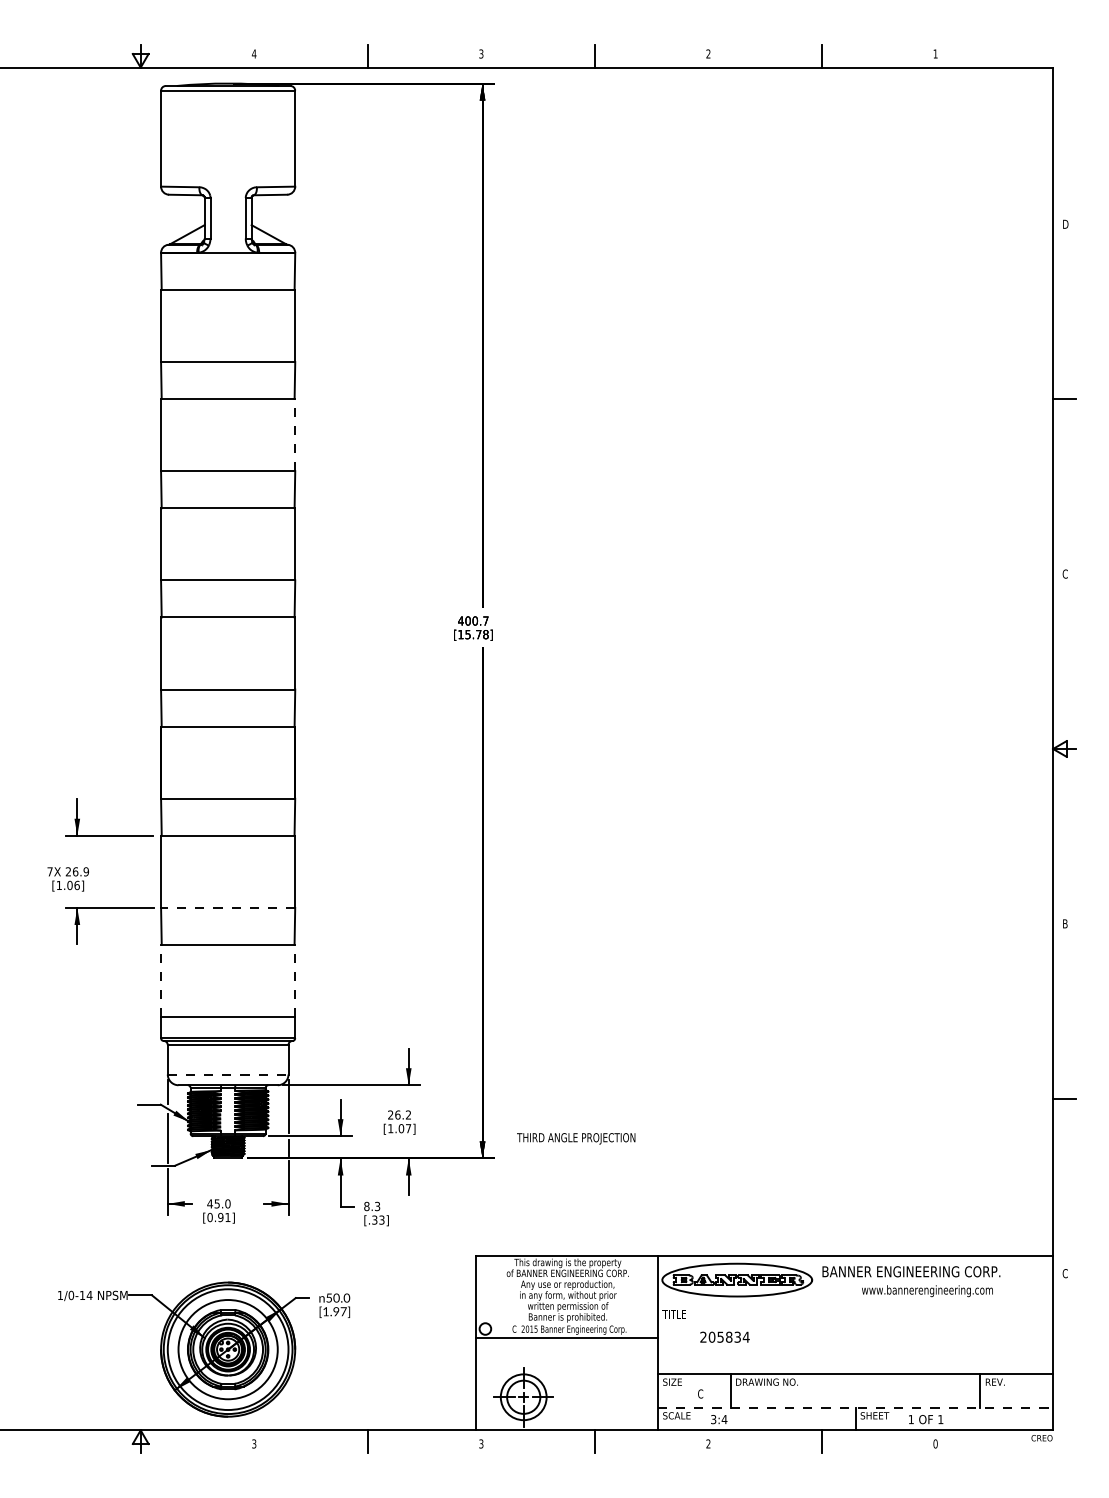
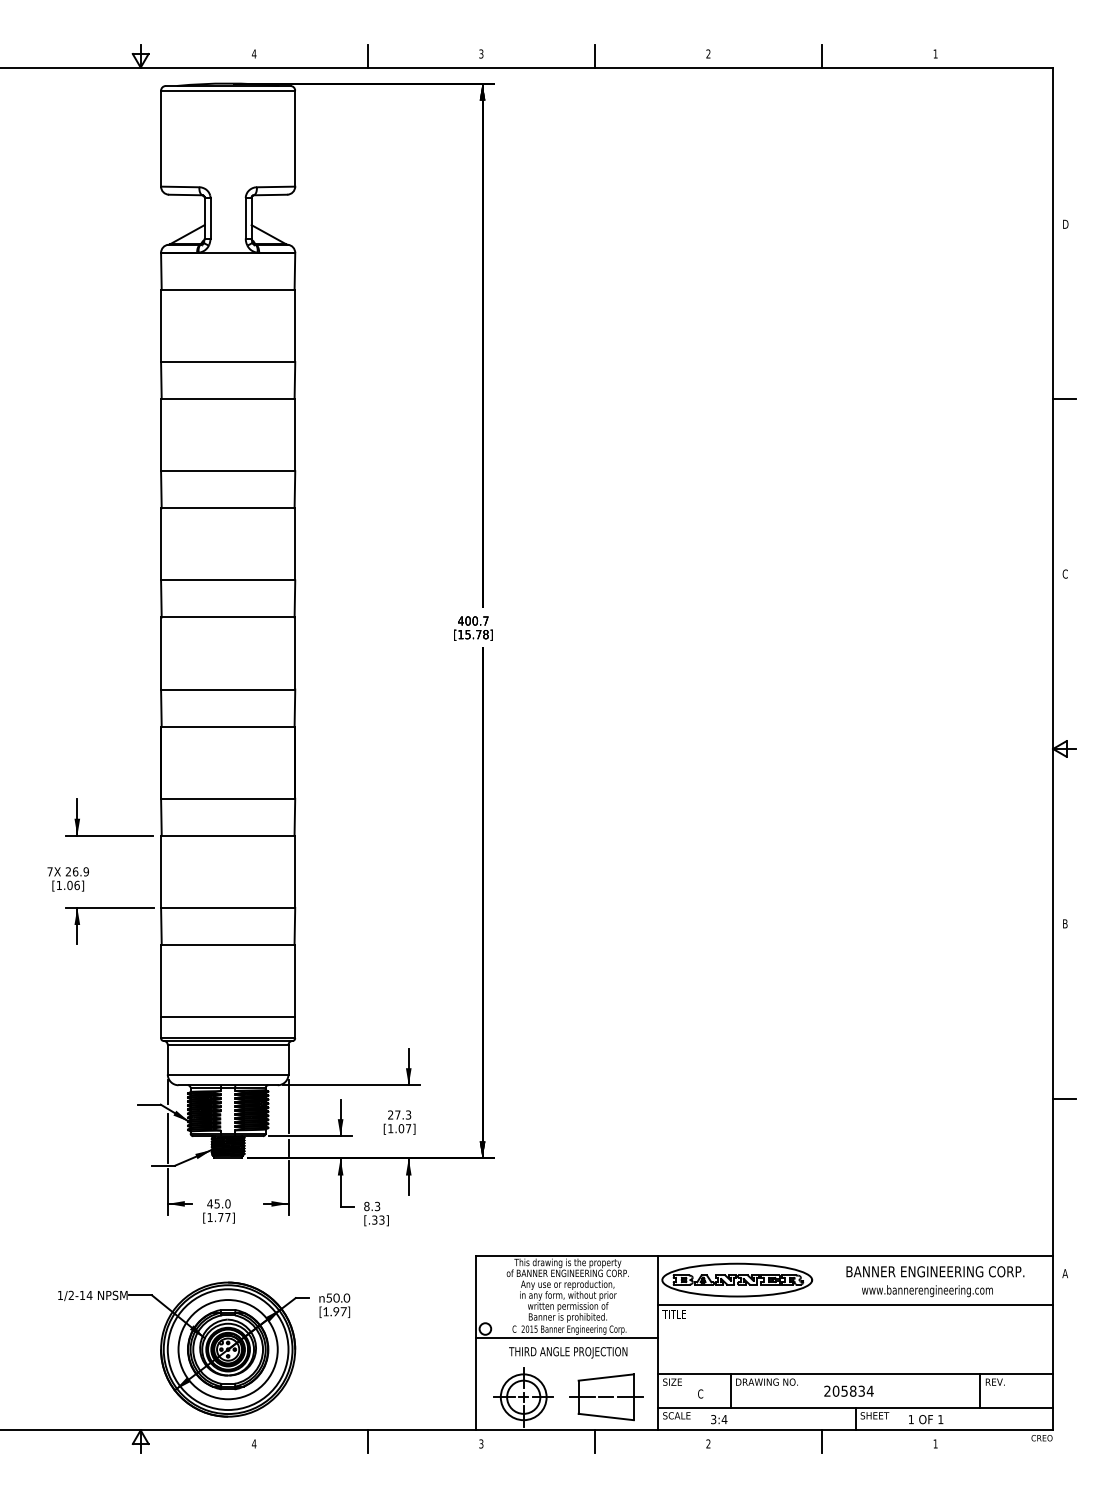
line: dashed -> solid (295, 434)
line: dashed -> solid (227, 907)
line: dashed -> solid (161, 980)
line: dashed -> solid (295, 980)
line: dashed -> solid (228, 1074)
text: 26.2 -> 27.3 (403, 1114)
text position: (576, 1138) -> (568, 1352) (568, 1352)
text: [0.91] -> [1.77] (218, 1217)
text position: (911, 1271) -> (935, 1271) (935, 1271)
text: C -> A (1064, 1273)
text: 1/0-14 -> 1/2-14 (71, 1295)
line: none -> present (855, 1304)
text position: (724, 1336) -> (848, 1390) (848, 1390)
part: none -> present (606, 1397)
line: dashed -> solid (855, 1407)
text: 3 -> 4 (253, 1443)
text: 0 -> 1 (935, 1443)
